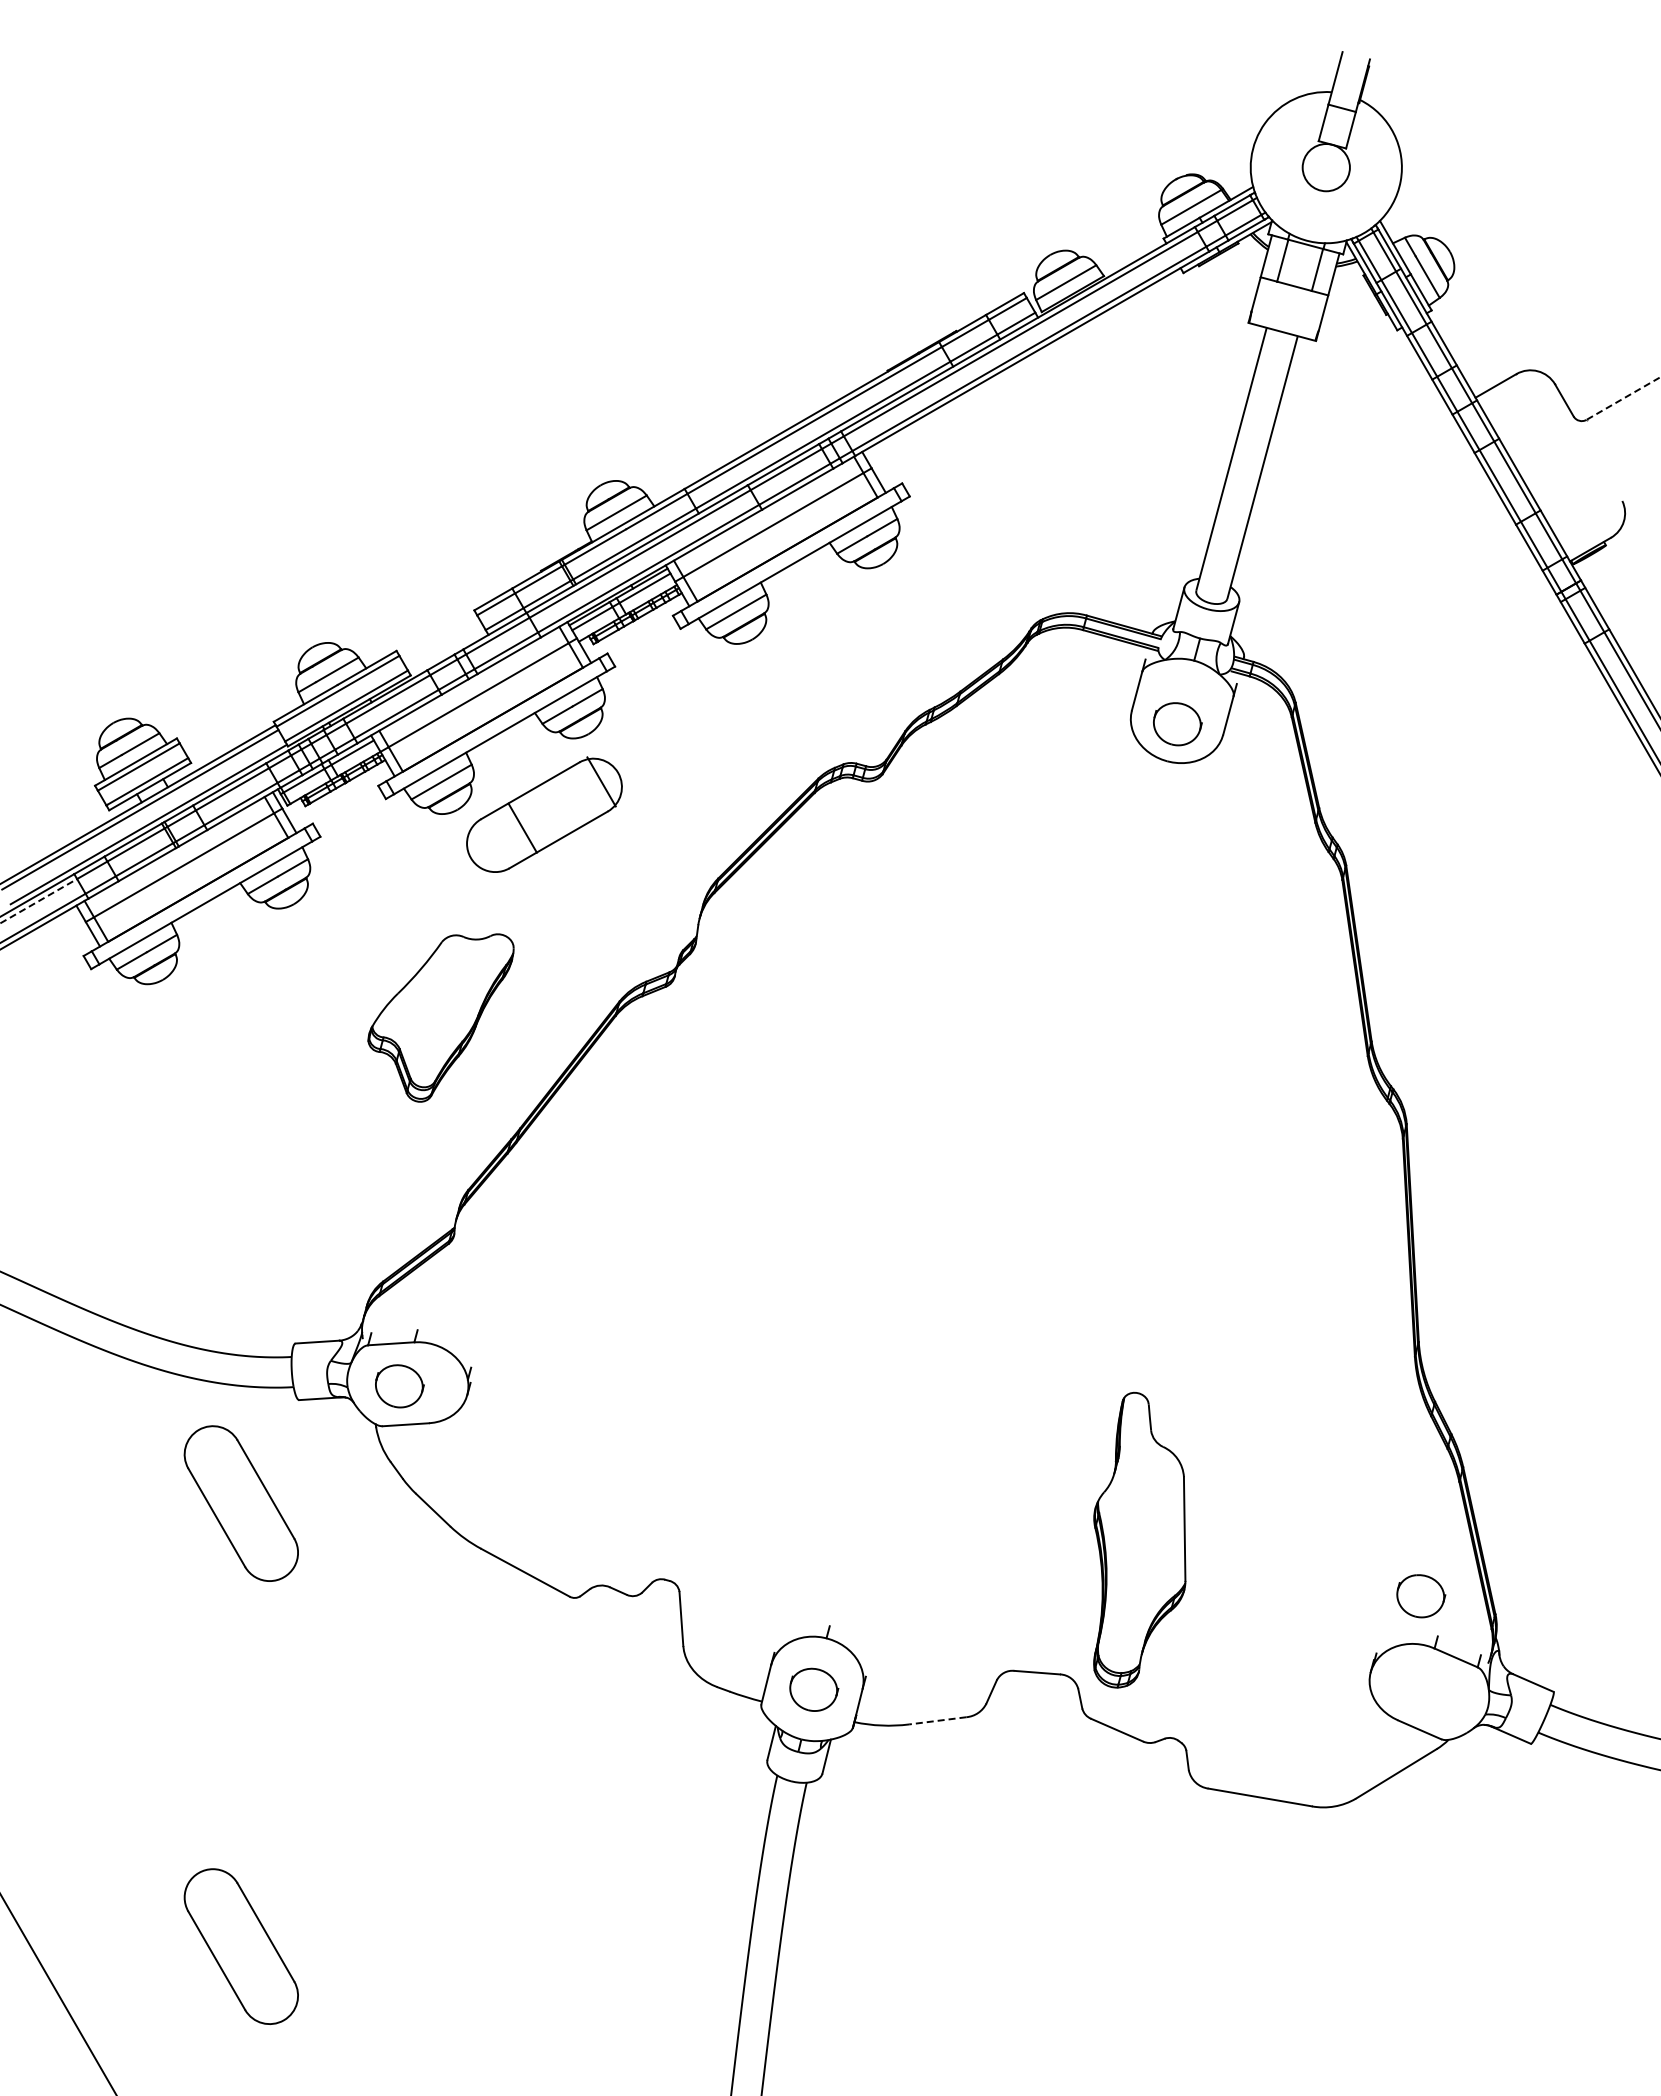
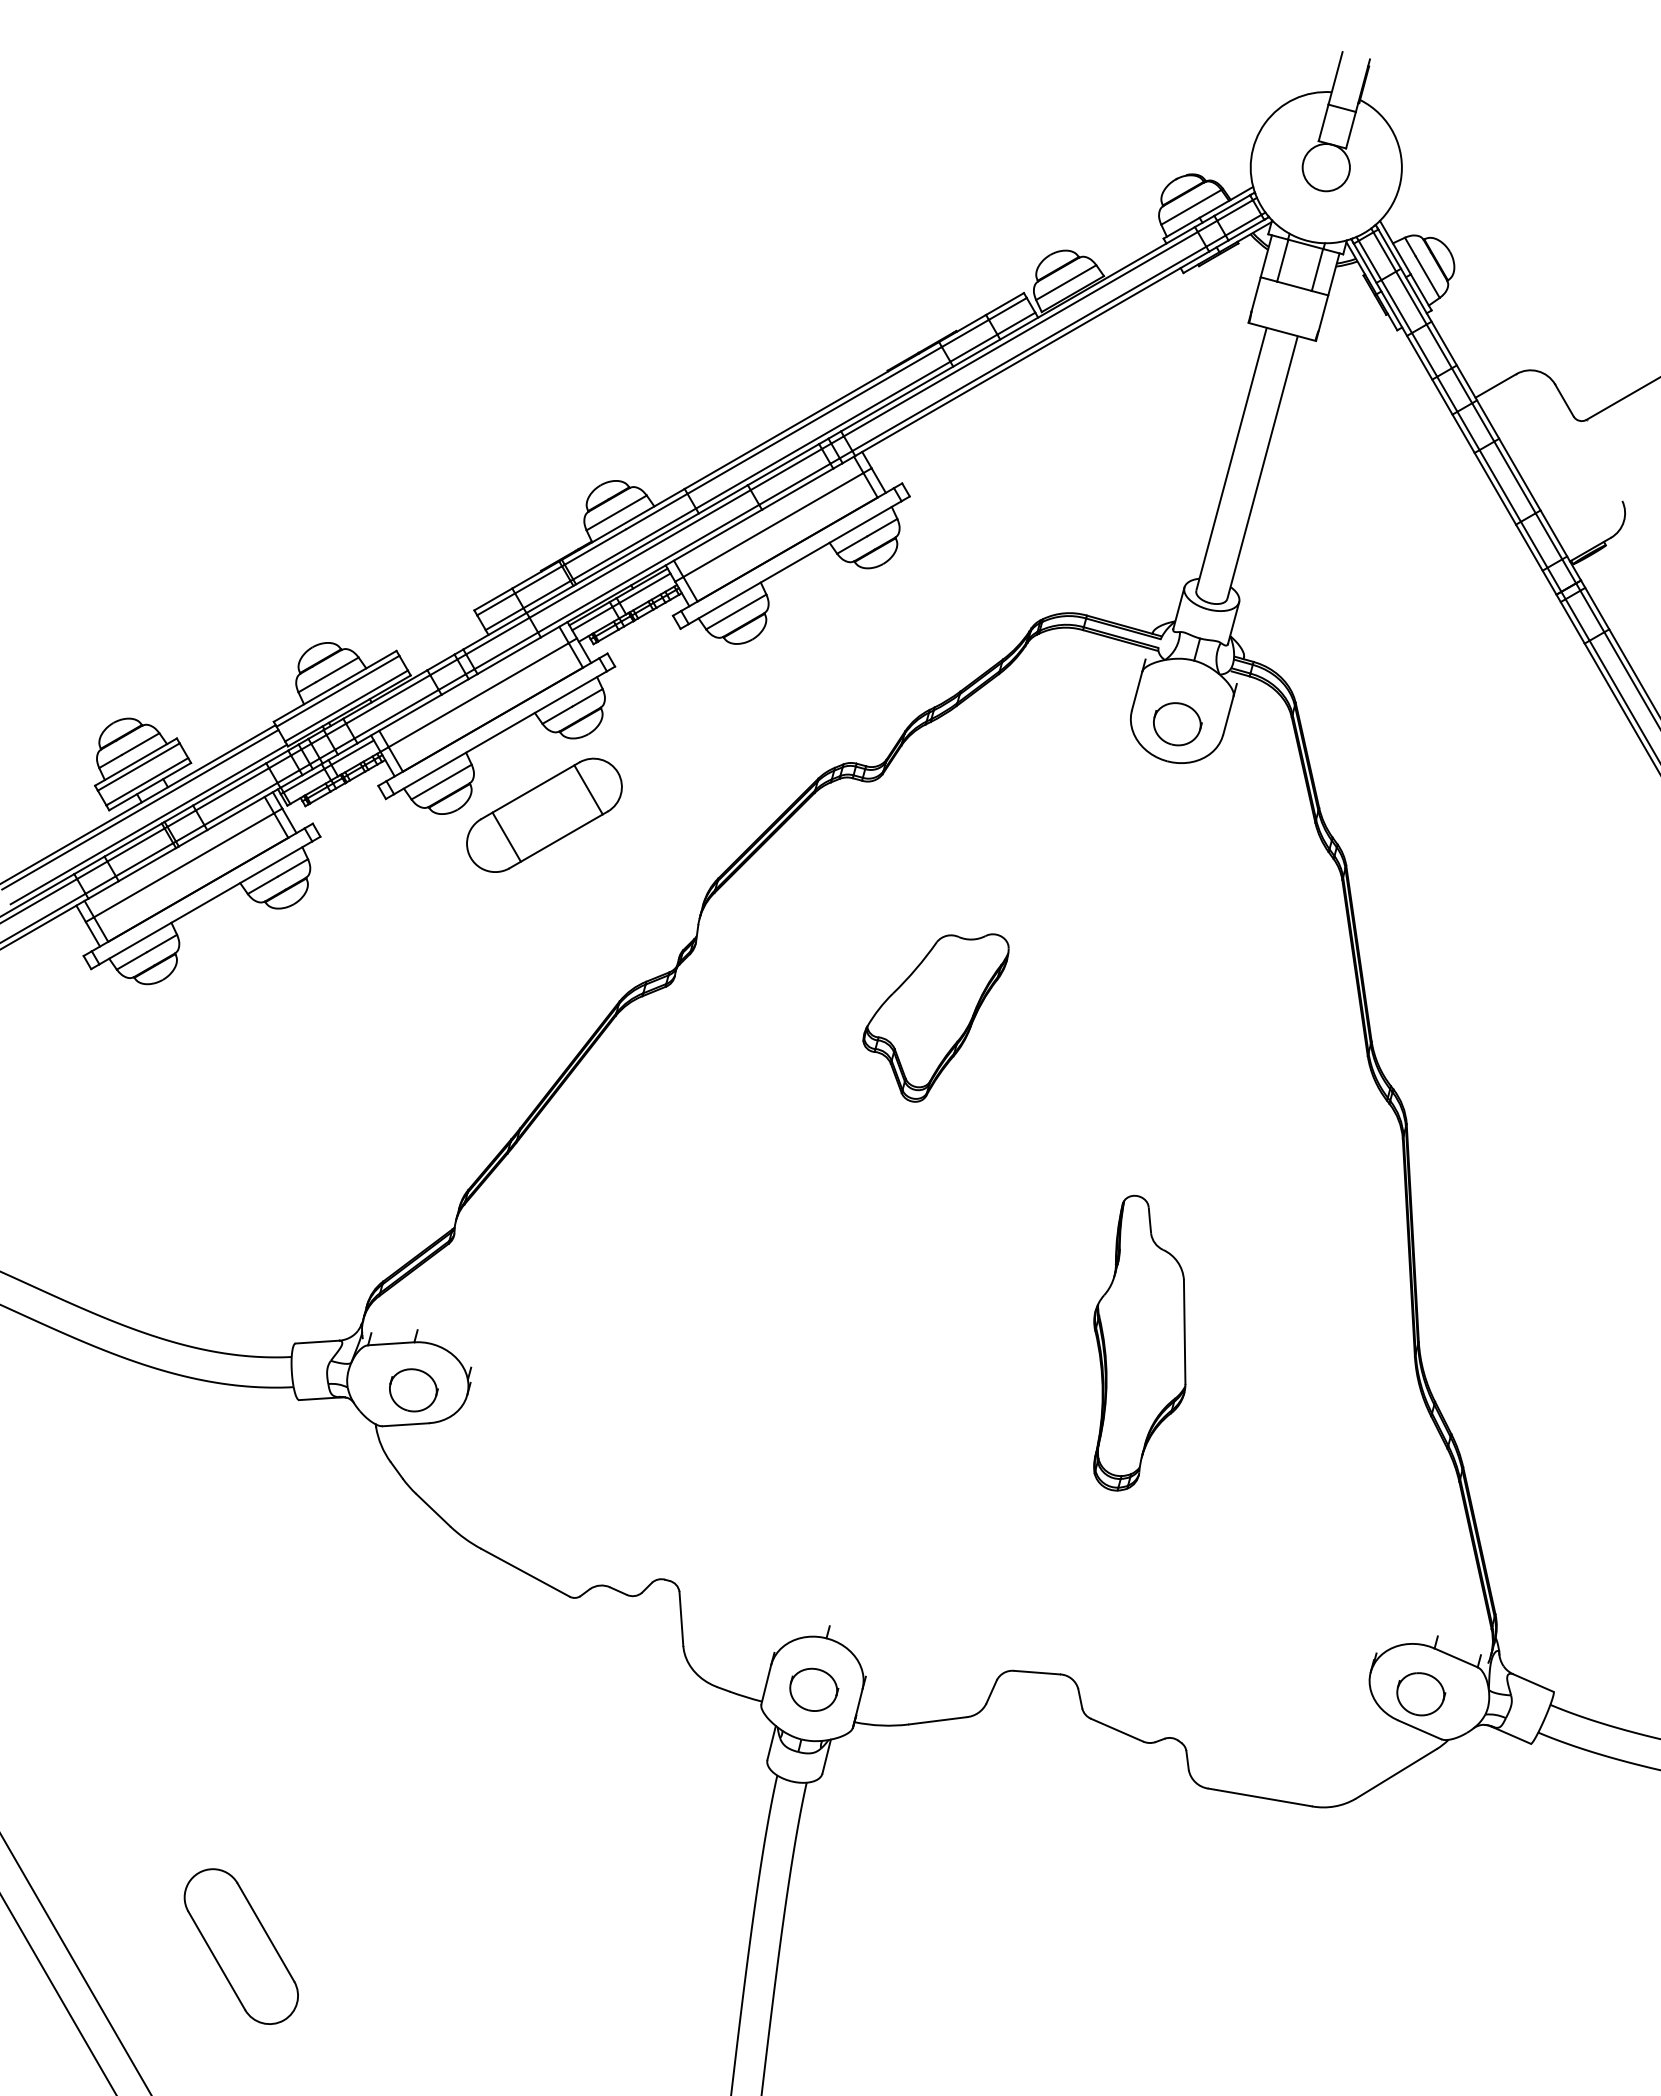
line: dashed -> solid (1623, 398)
line position: (601, 781) -> (588, 789) (588, 789)
line position: (522, 827) -> (506, 836) (506, 836)
line: dashed -> solid (39, 901)
part position: (440, 1017) -> (935, 1017) (935, 1017)
part position: (399, 1386) -> (413, 1390) (413, 1390)
part: present -> none (240, 1503)
part position: (1139, 1539) -> (1139, 1342) (1139, 1342)
part position: (1421, 1596) -> (1421, 1694) (1421, 1694)
line: dashed -> solid (937, 1720)
line: none -> present (75, 1964)
